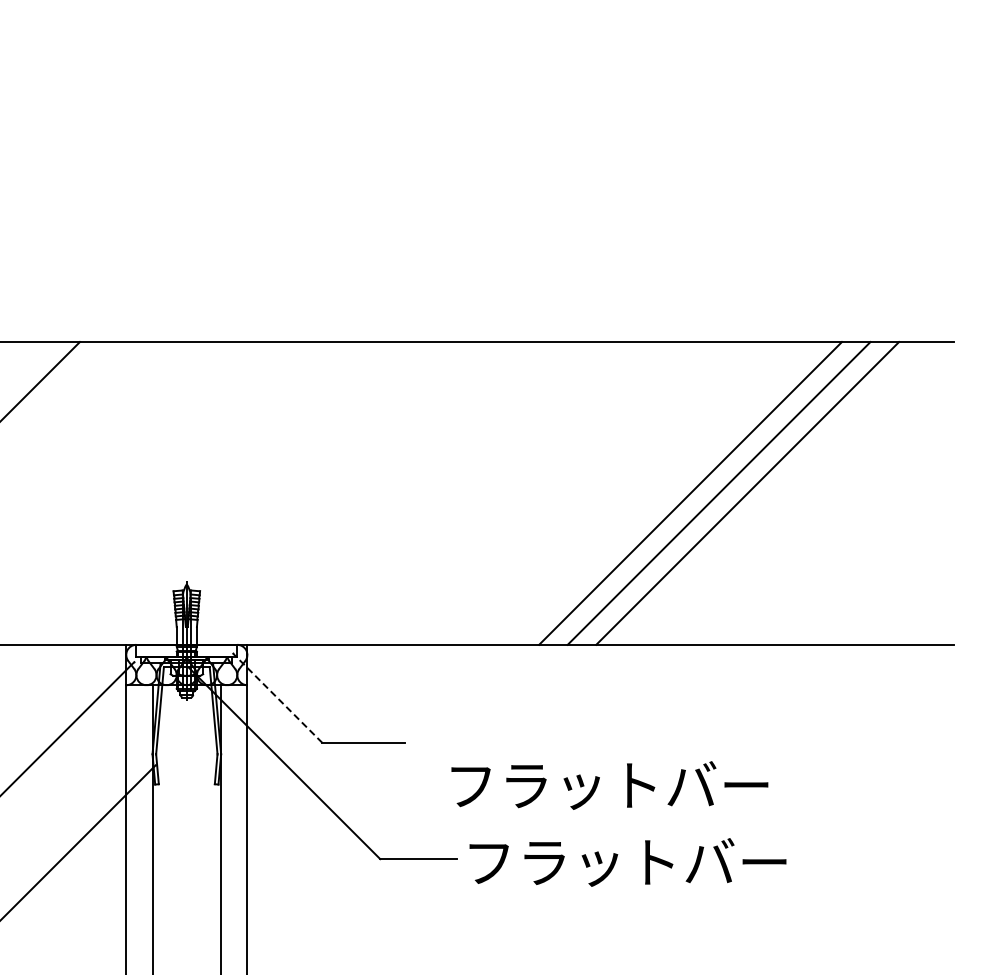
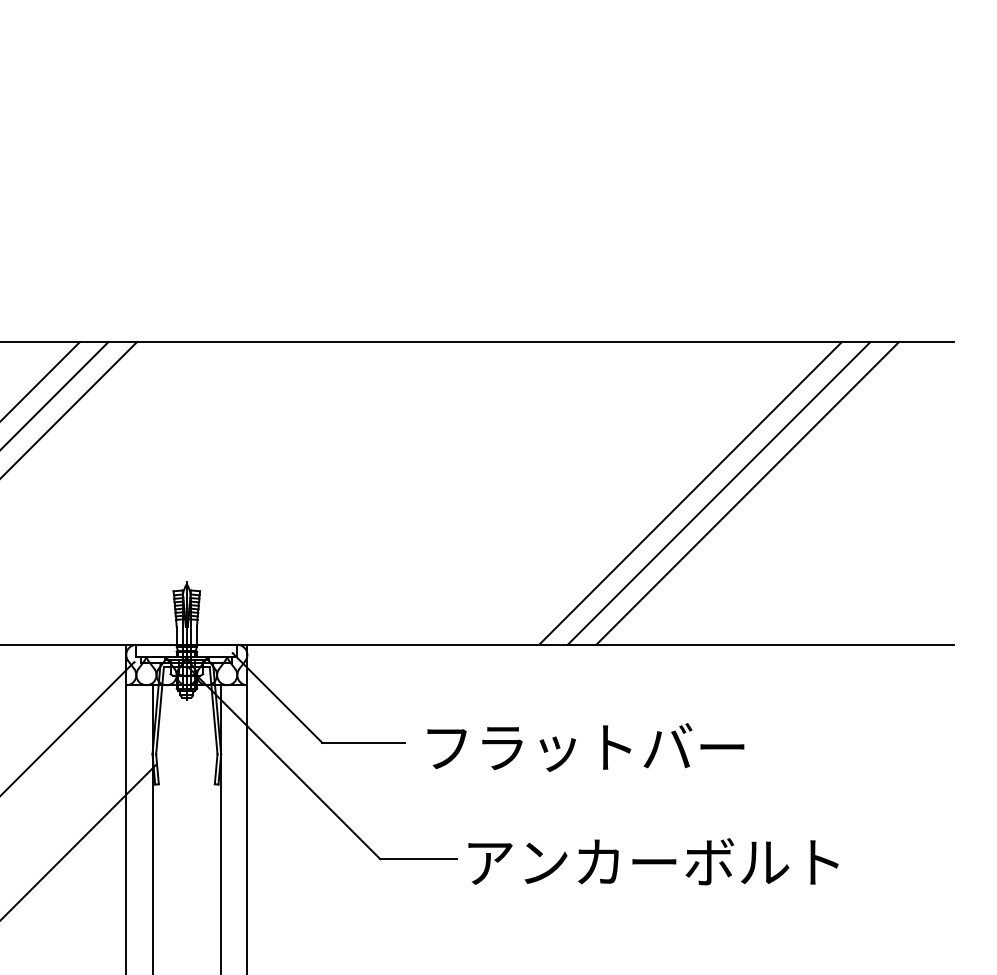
line: none -> present (55, 395)
line: none -> present (69, 409)
line: dashed -> solid (277, 697)
text position: (609, 785) -> (585, 747) (585, 747)
text: フラットバー -> アンカーボルト (653, 862)
